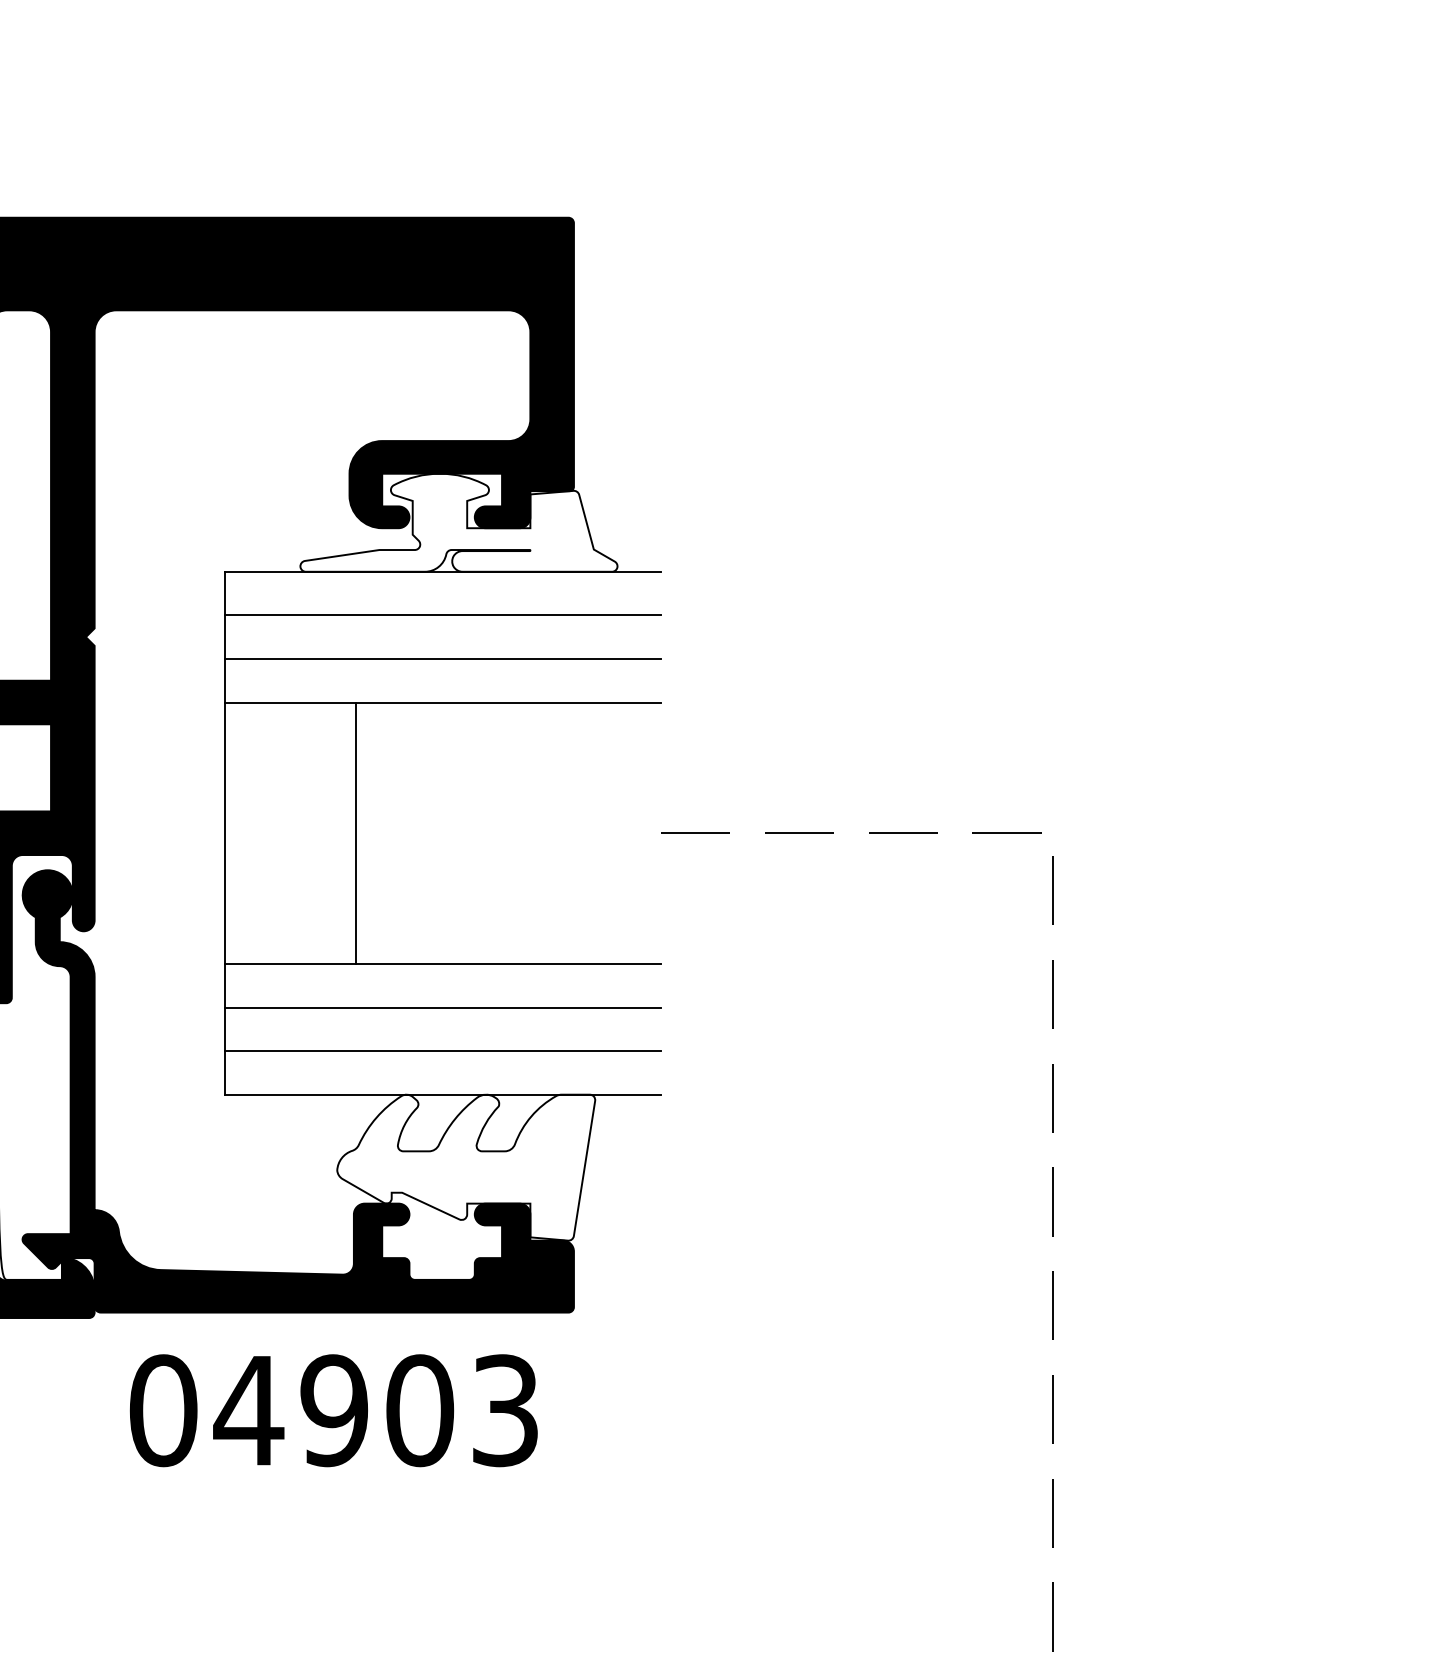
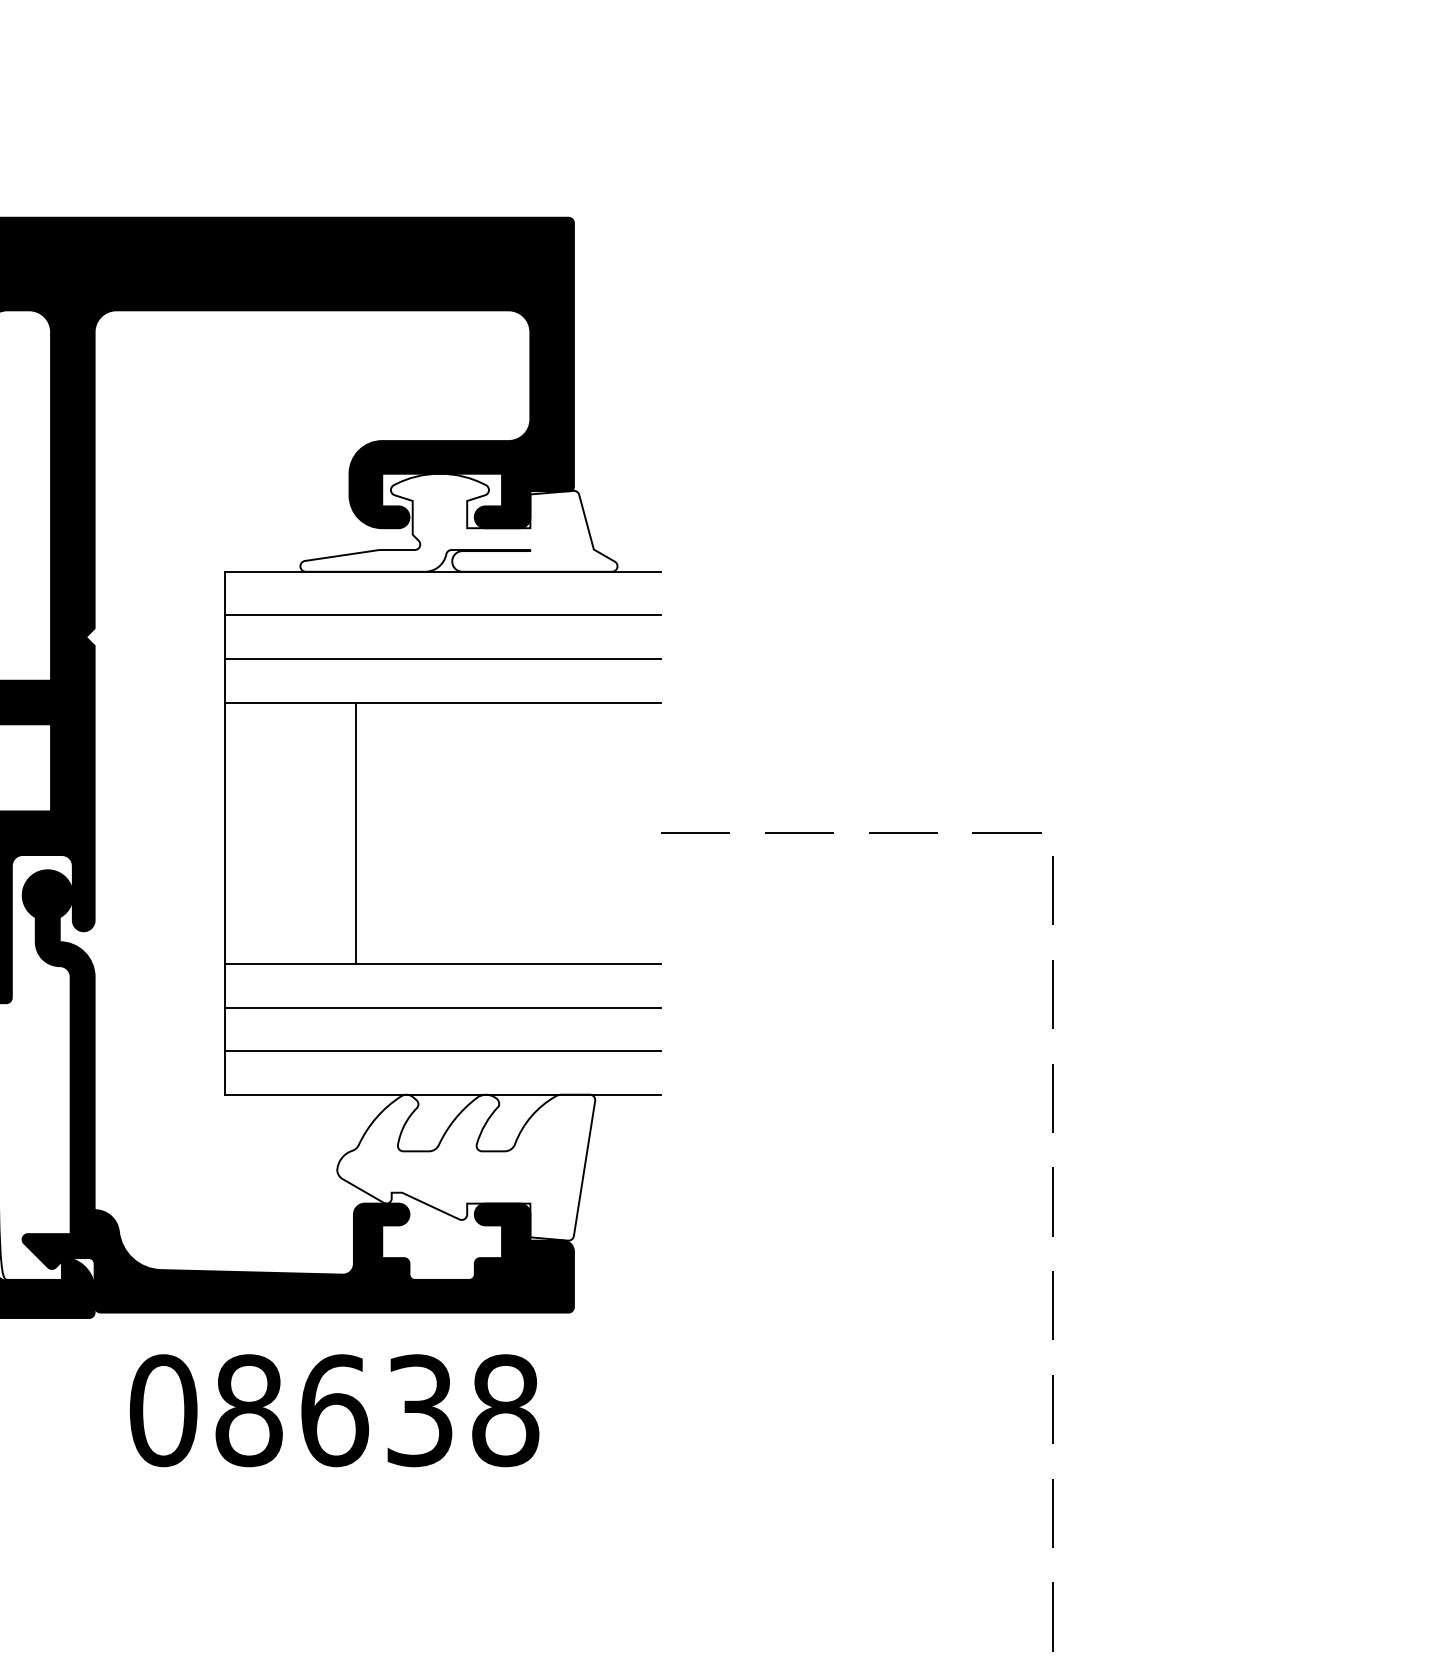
text: 04903 -> 08638 (376, 1410)
